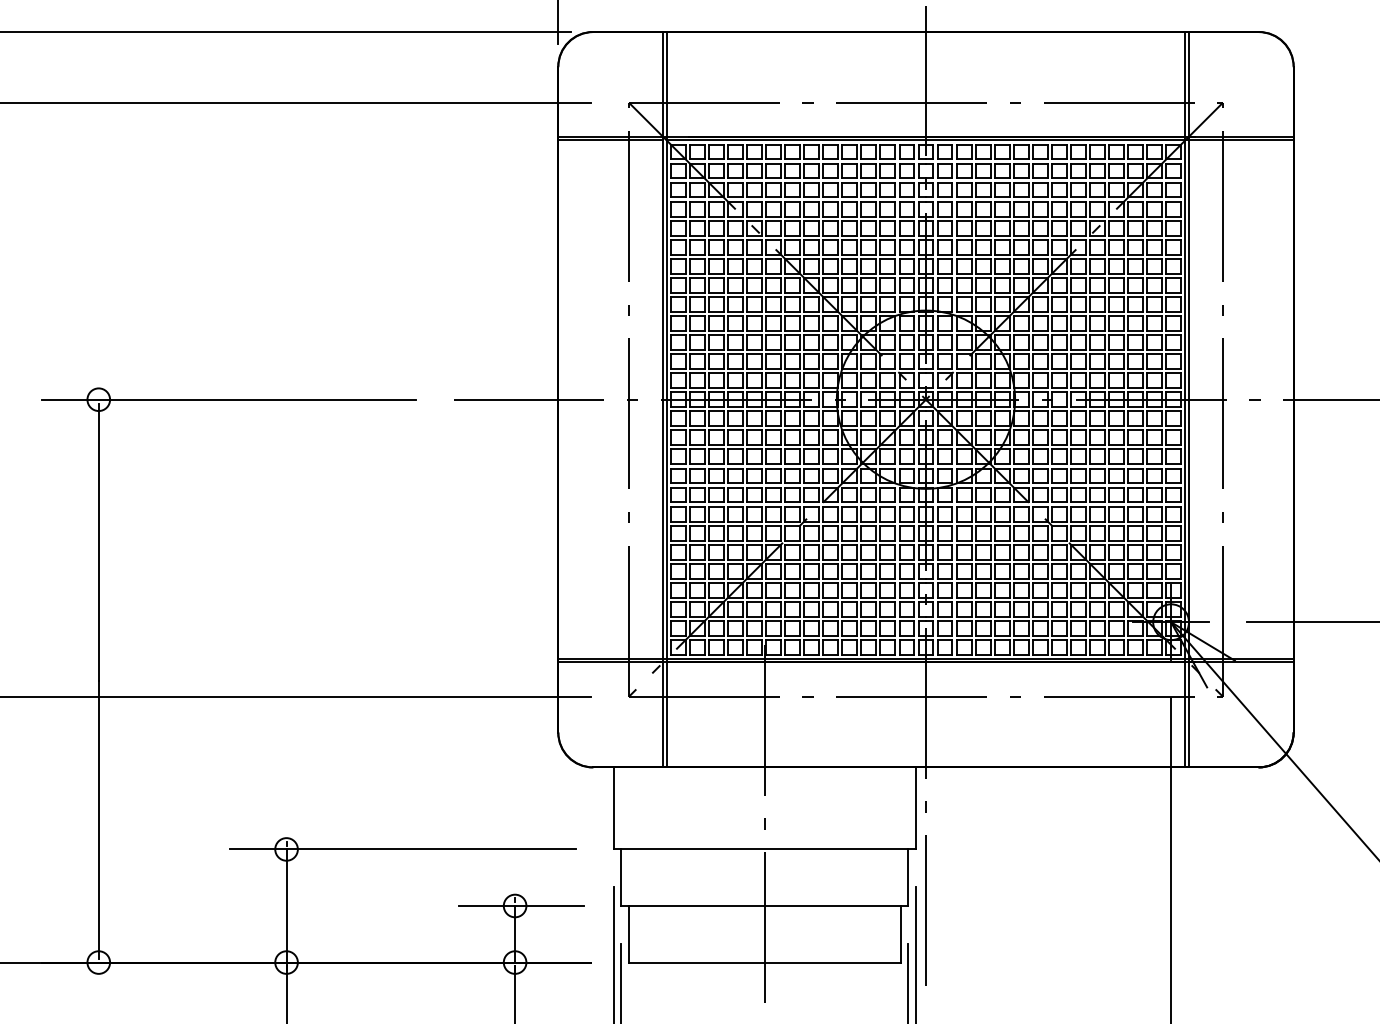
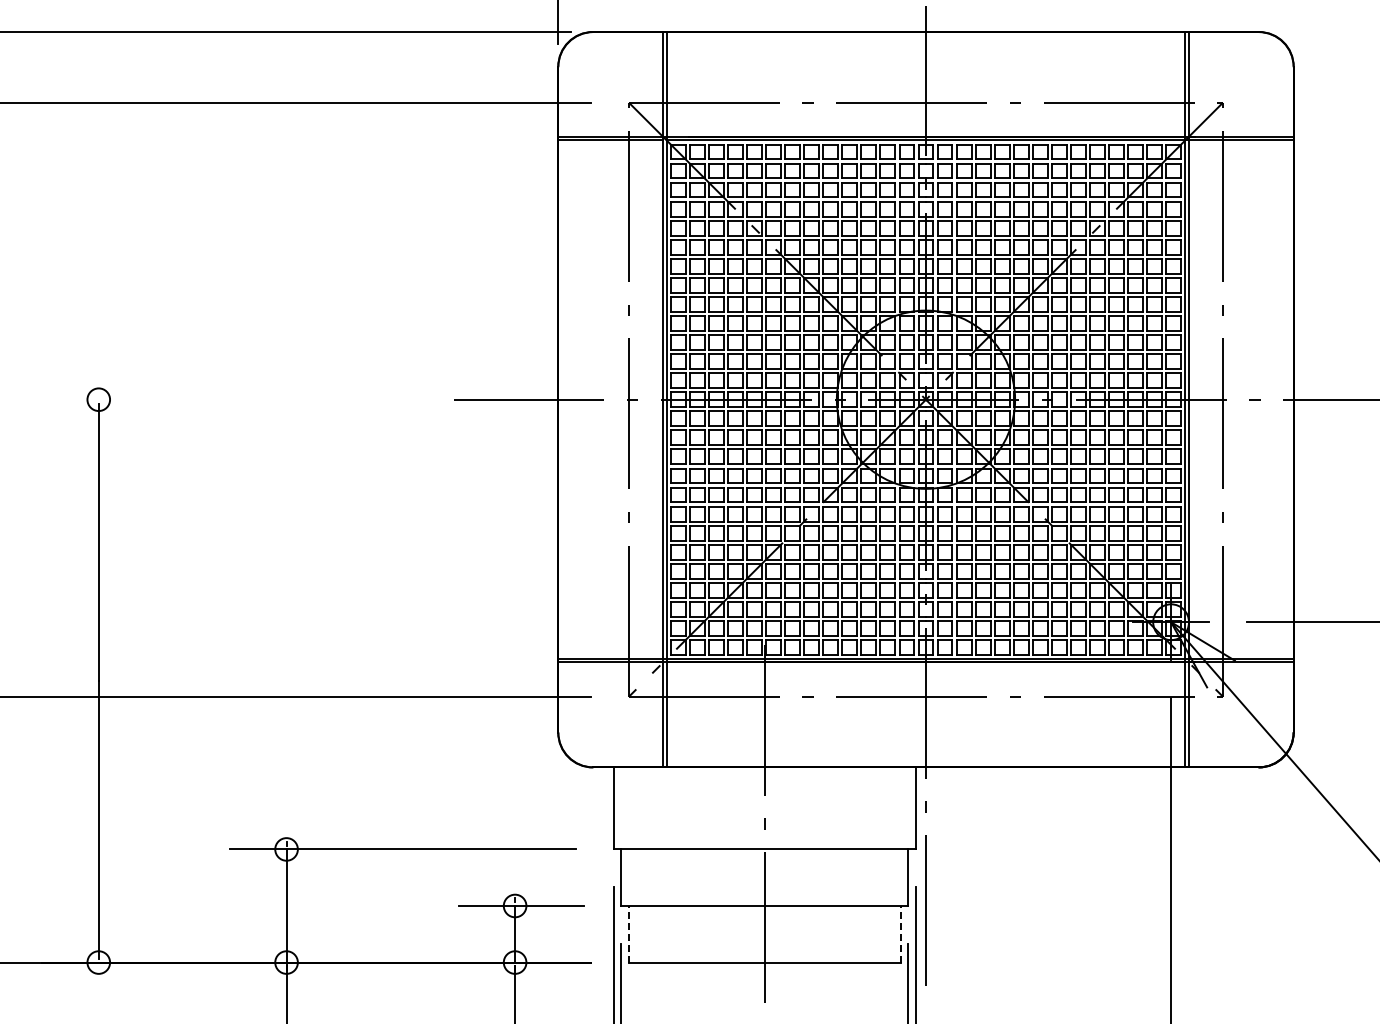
line: present -> none (228, 399)
line: solid -> dashed (629, 933)
line: solid -> dashed (900, 933)
